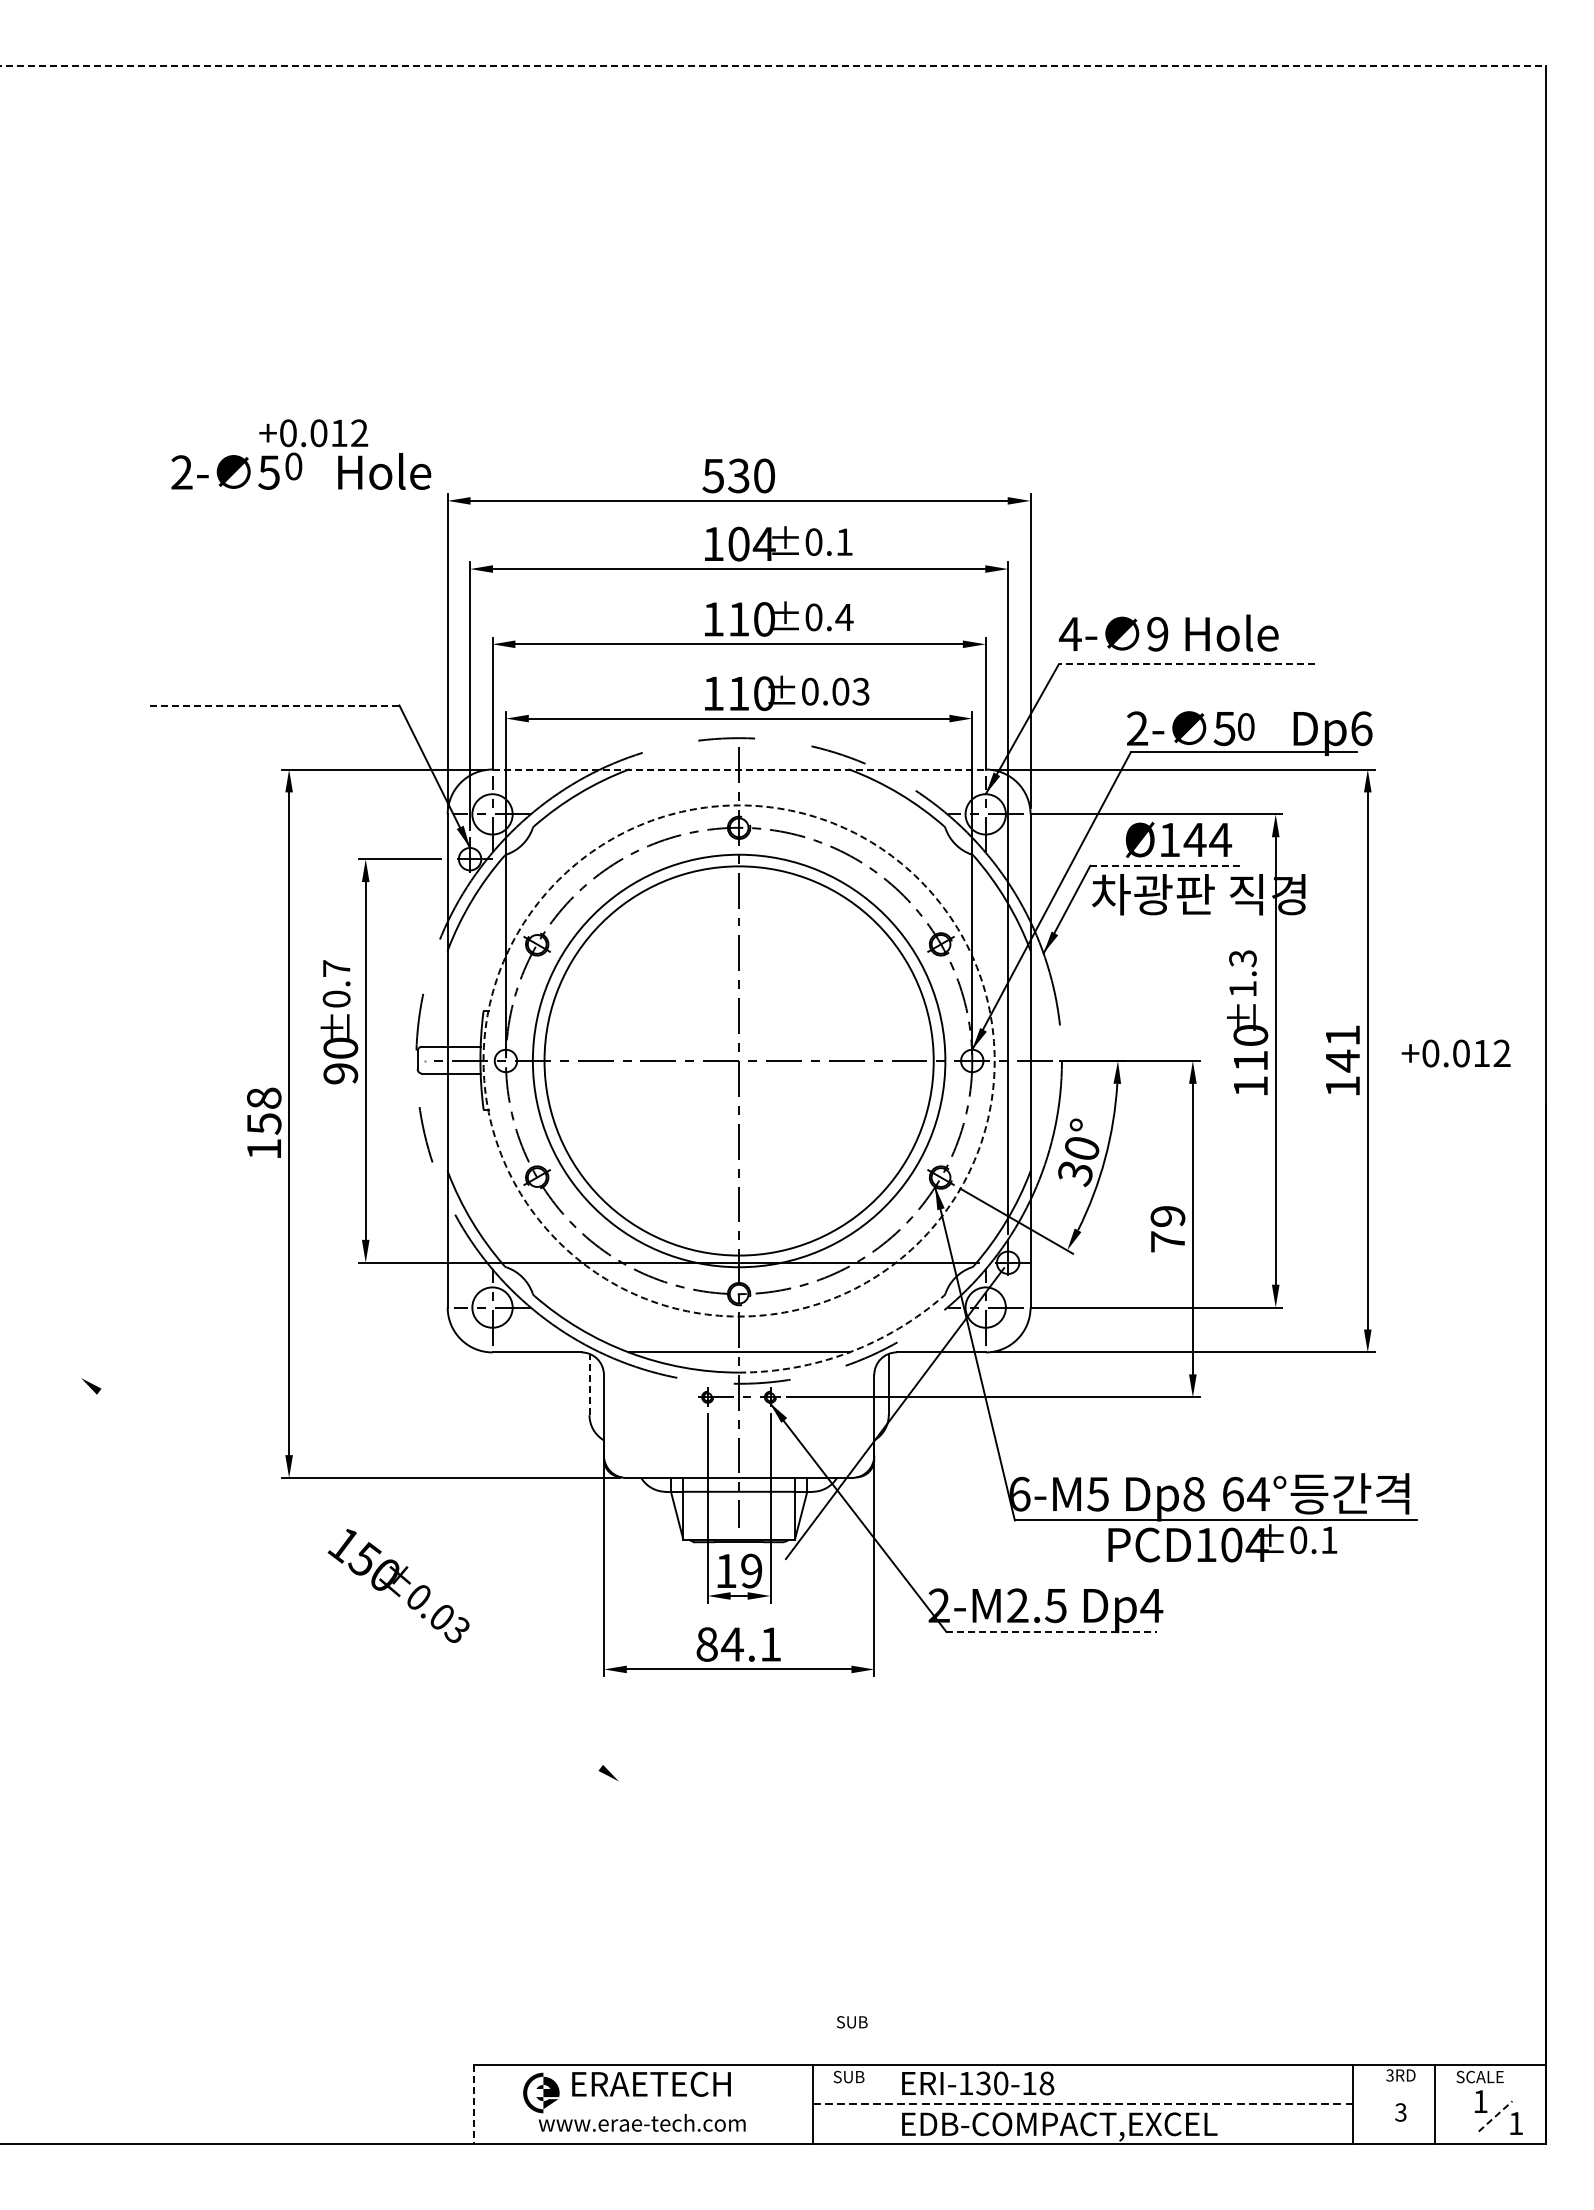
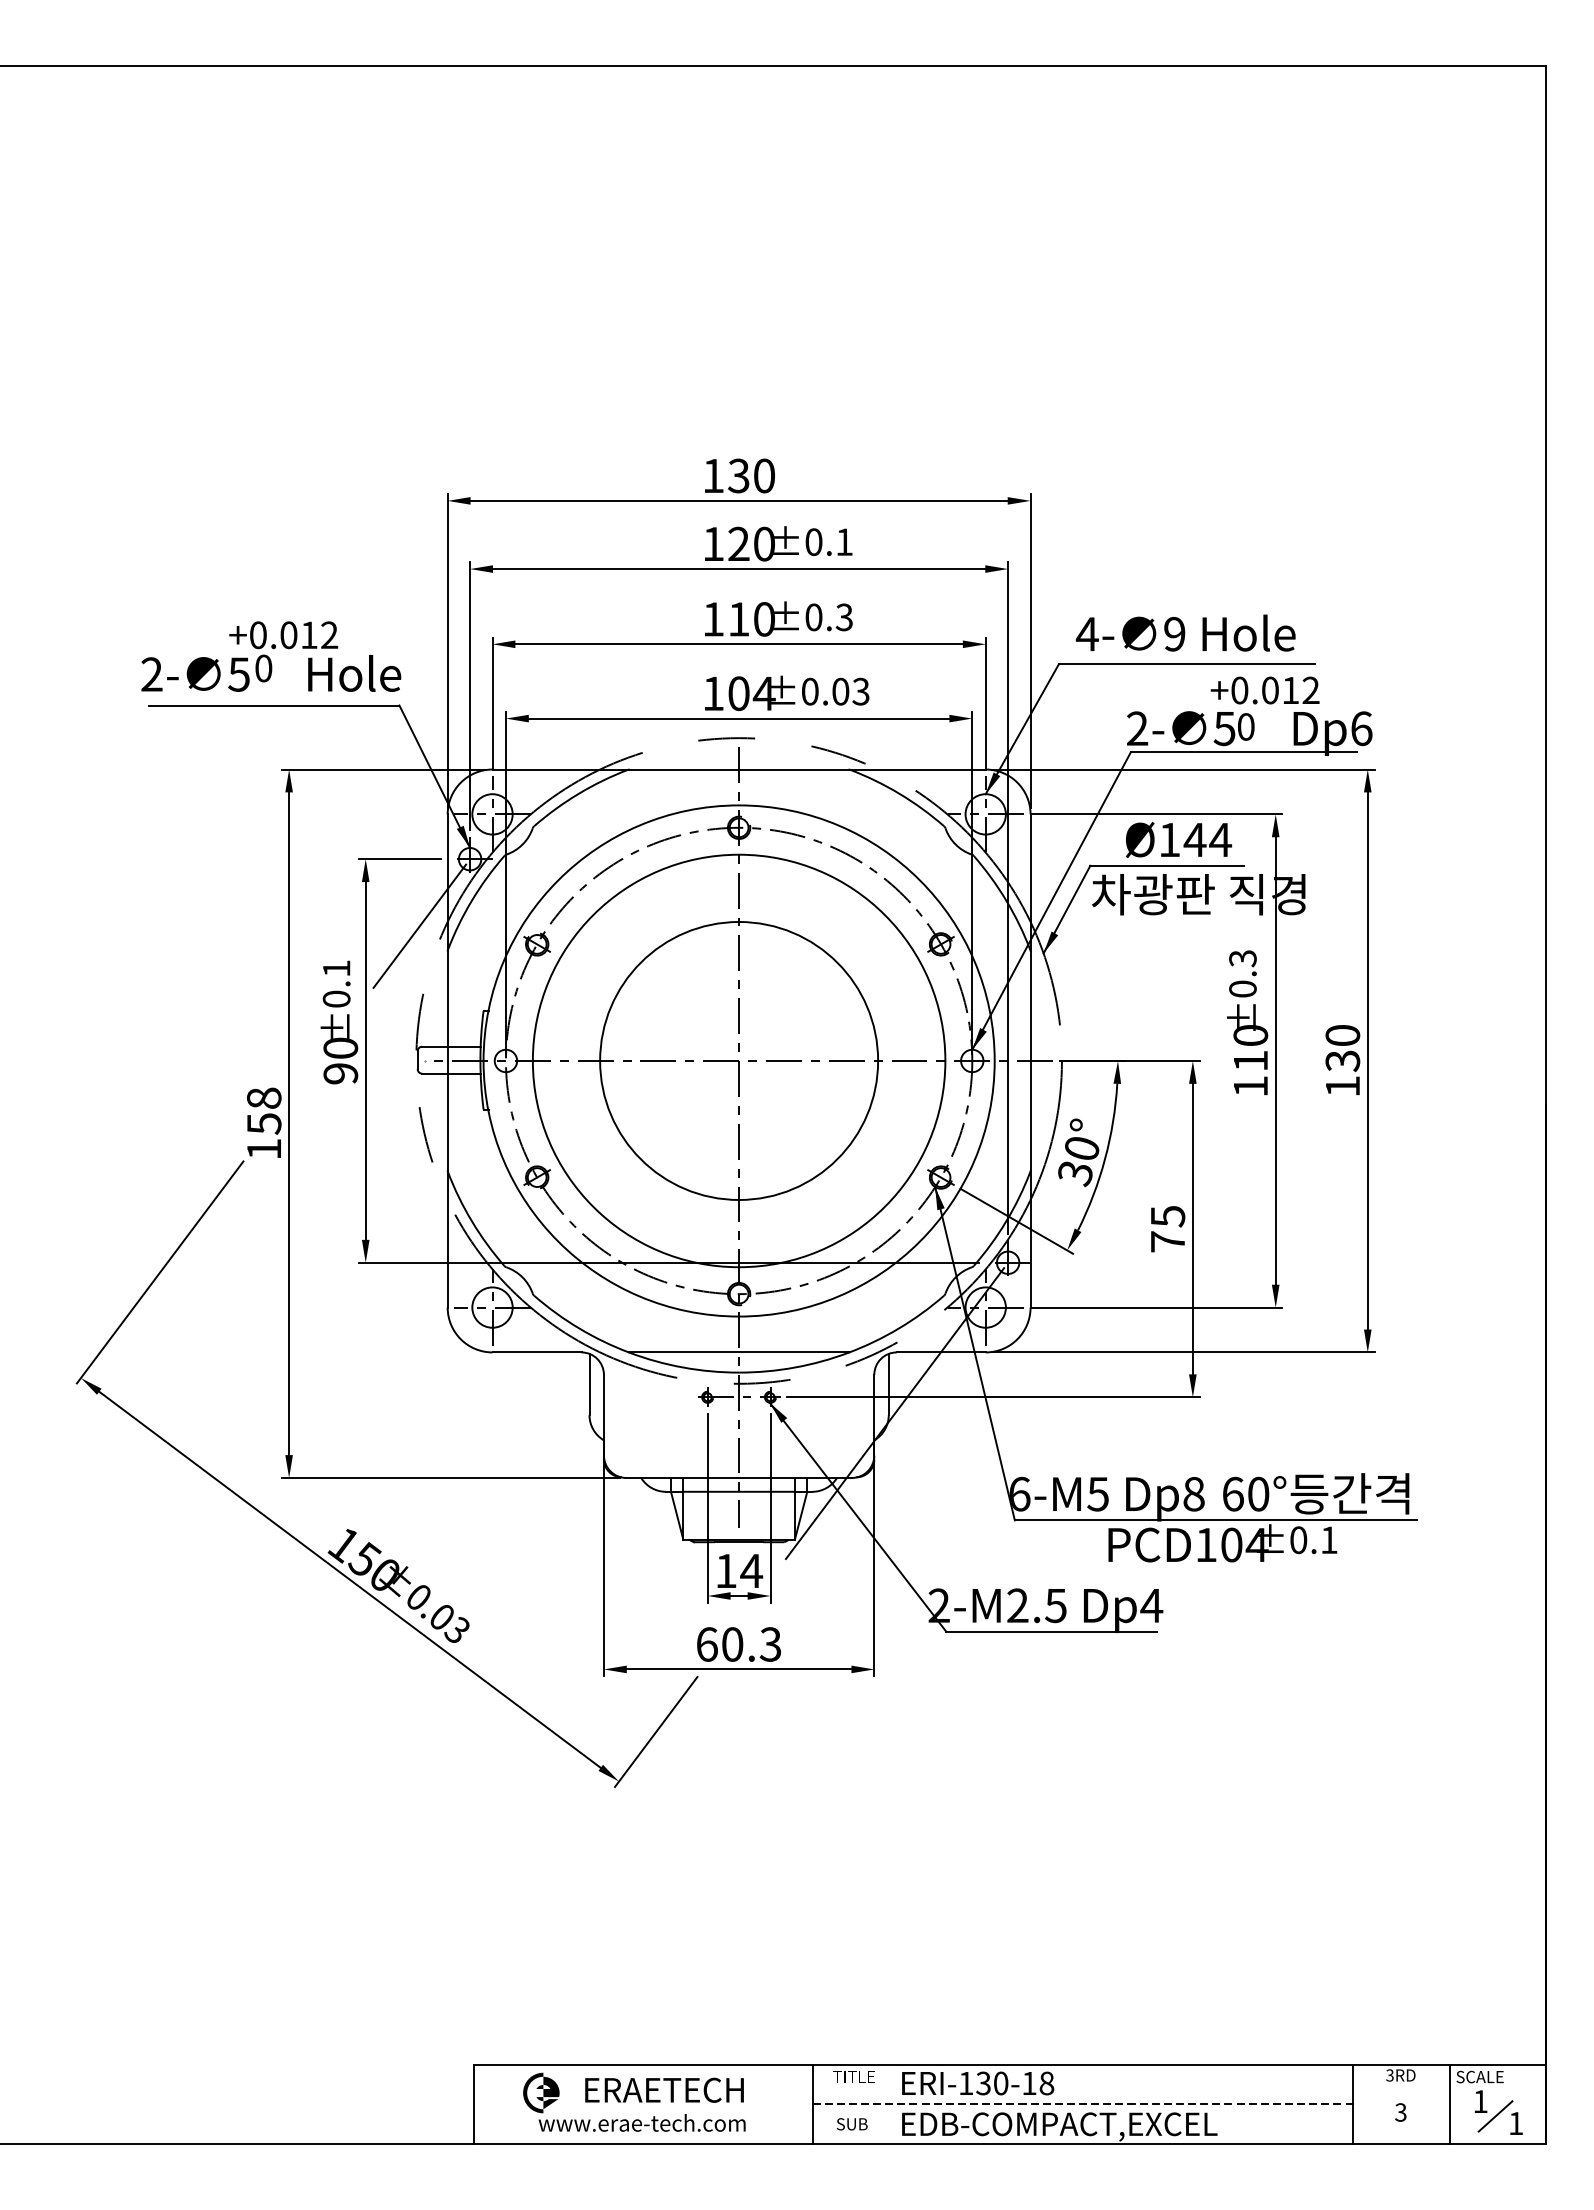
line: dashed -> solid (773, 66)
text position: (301, 454) -> (271, 656) (271, 656)
text: 530 -> 130 (712, 476)
text: 104 -> 120 (751, 543)
text: ±0.4 -> ±0.3 (844, 617)
text position: (1168, 632) -> (1185, 632) (1185, 632)
line: dashed -> solid (1186, 664)
text: 110 -> 104 (751, 693)
line: dashed -> solid (273, 705)
line: dashed -> solid (739, 769)
line: dashed -> solid (1167, 865)
line: none -> present (419, 925)
text: ±0.7 -> ±0.1 (336, 968)
text: ±1.3 -> ±0.3 (1242, 988)
text: 141 -> 130 (1342, 1048)
text position: (1455, 1053) -> (1264, 690) (1264, 690)
circle diameter: 389 px -> 278 px (739, 1060)
circle: dashed -> solid (738, 1060)
text: 79 -> 75 (1167, 1216)
line: none -> present (159, 1272)
arc: dashed -> solid (848, 1352)
line: dashed -> solid (589, 1384)
text: 64° -> 60° (1258, 1493)
text: 19 -> 14 (751, 1570)
line: none -> present (349, 1579)
line: dashed -> solid (1052, 1631)
text: 84.1 -> 60.3 (738, 1644)
line: none -> present (656, 1731)
text position: (852, 2022) -> (852, 2124) (852, 2124)
text: SUB -> TITLE (853, 2076)
text position: (651, 2083) -> (664, 2089) (664, 2089)
line position: (1434, 2103) -> (1449, 2103) (1449, 2103)
line: dashed -> solid (474, 2104)
line: dashed -> solid (1495, 2116)
